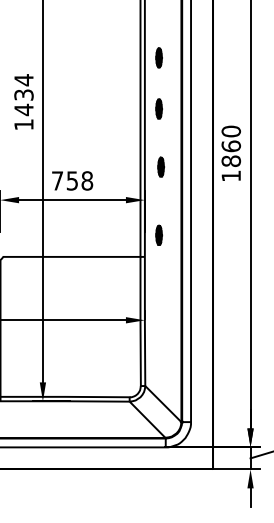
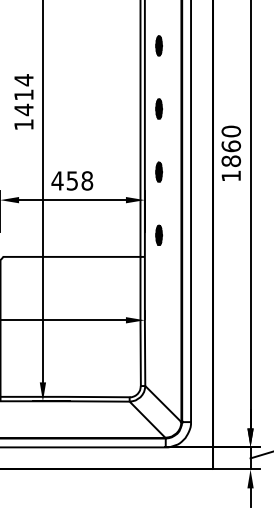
part position: (158, 57) -> (158, 45) (158, 45)
text: 1434 -> 1414 (23, 94)
part position: (160, 166) -> (158, 171) (158, 171)
text: 758 -> 458 (57, 180)
